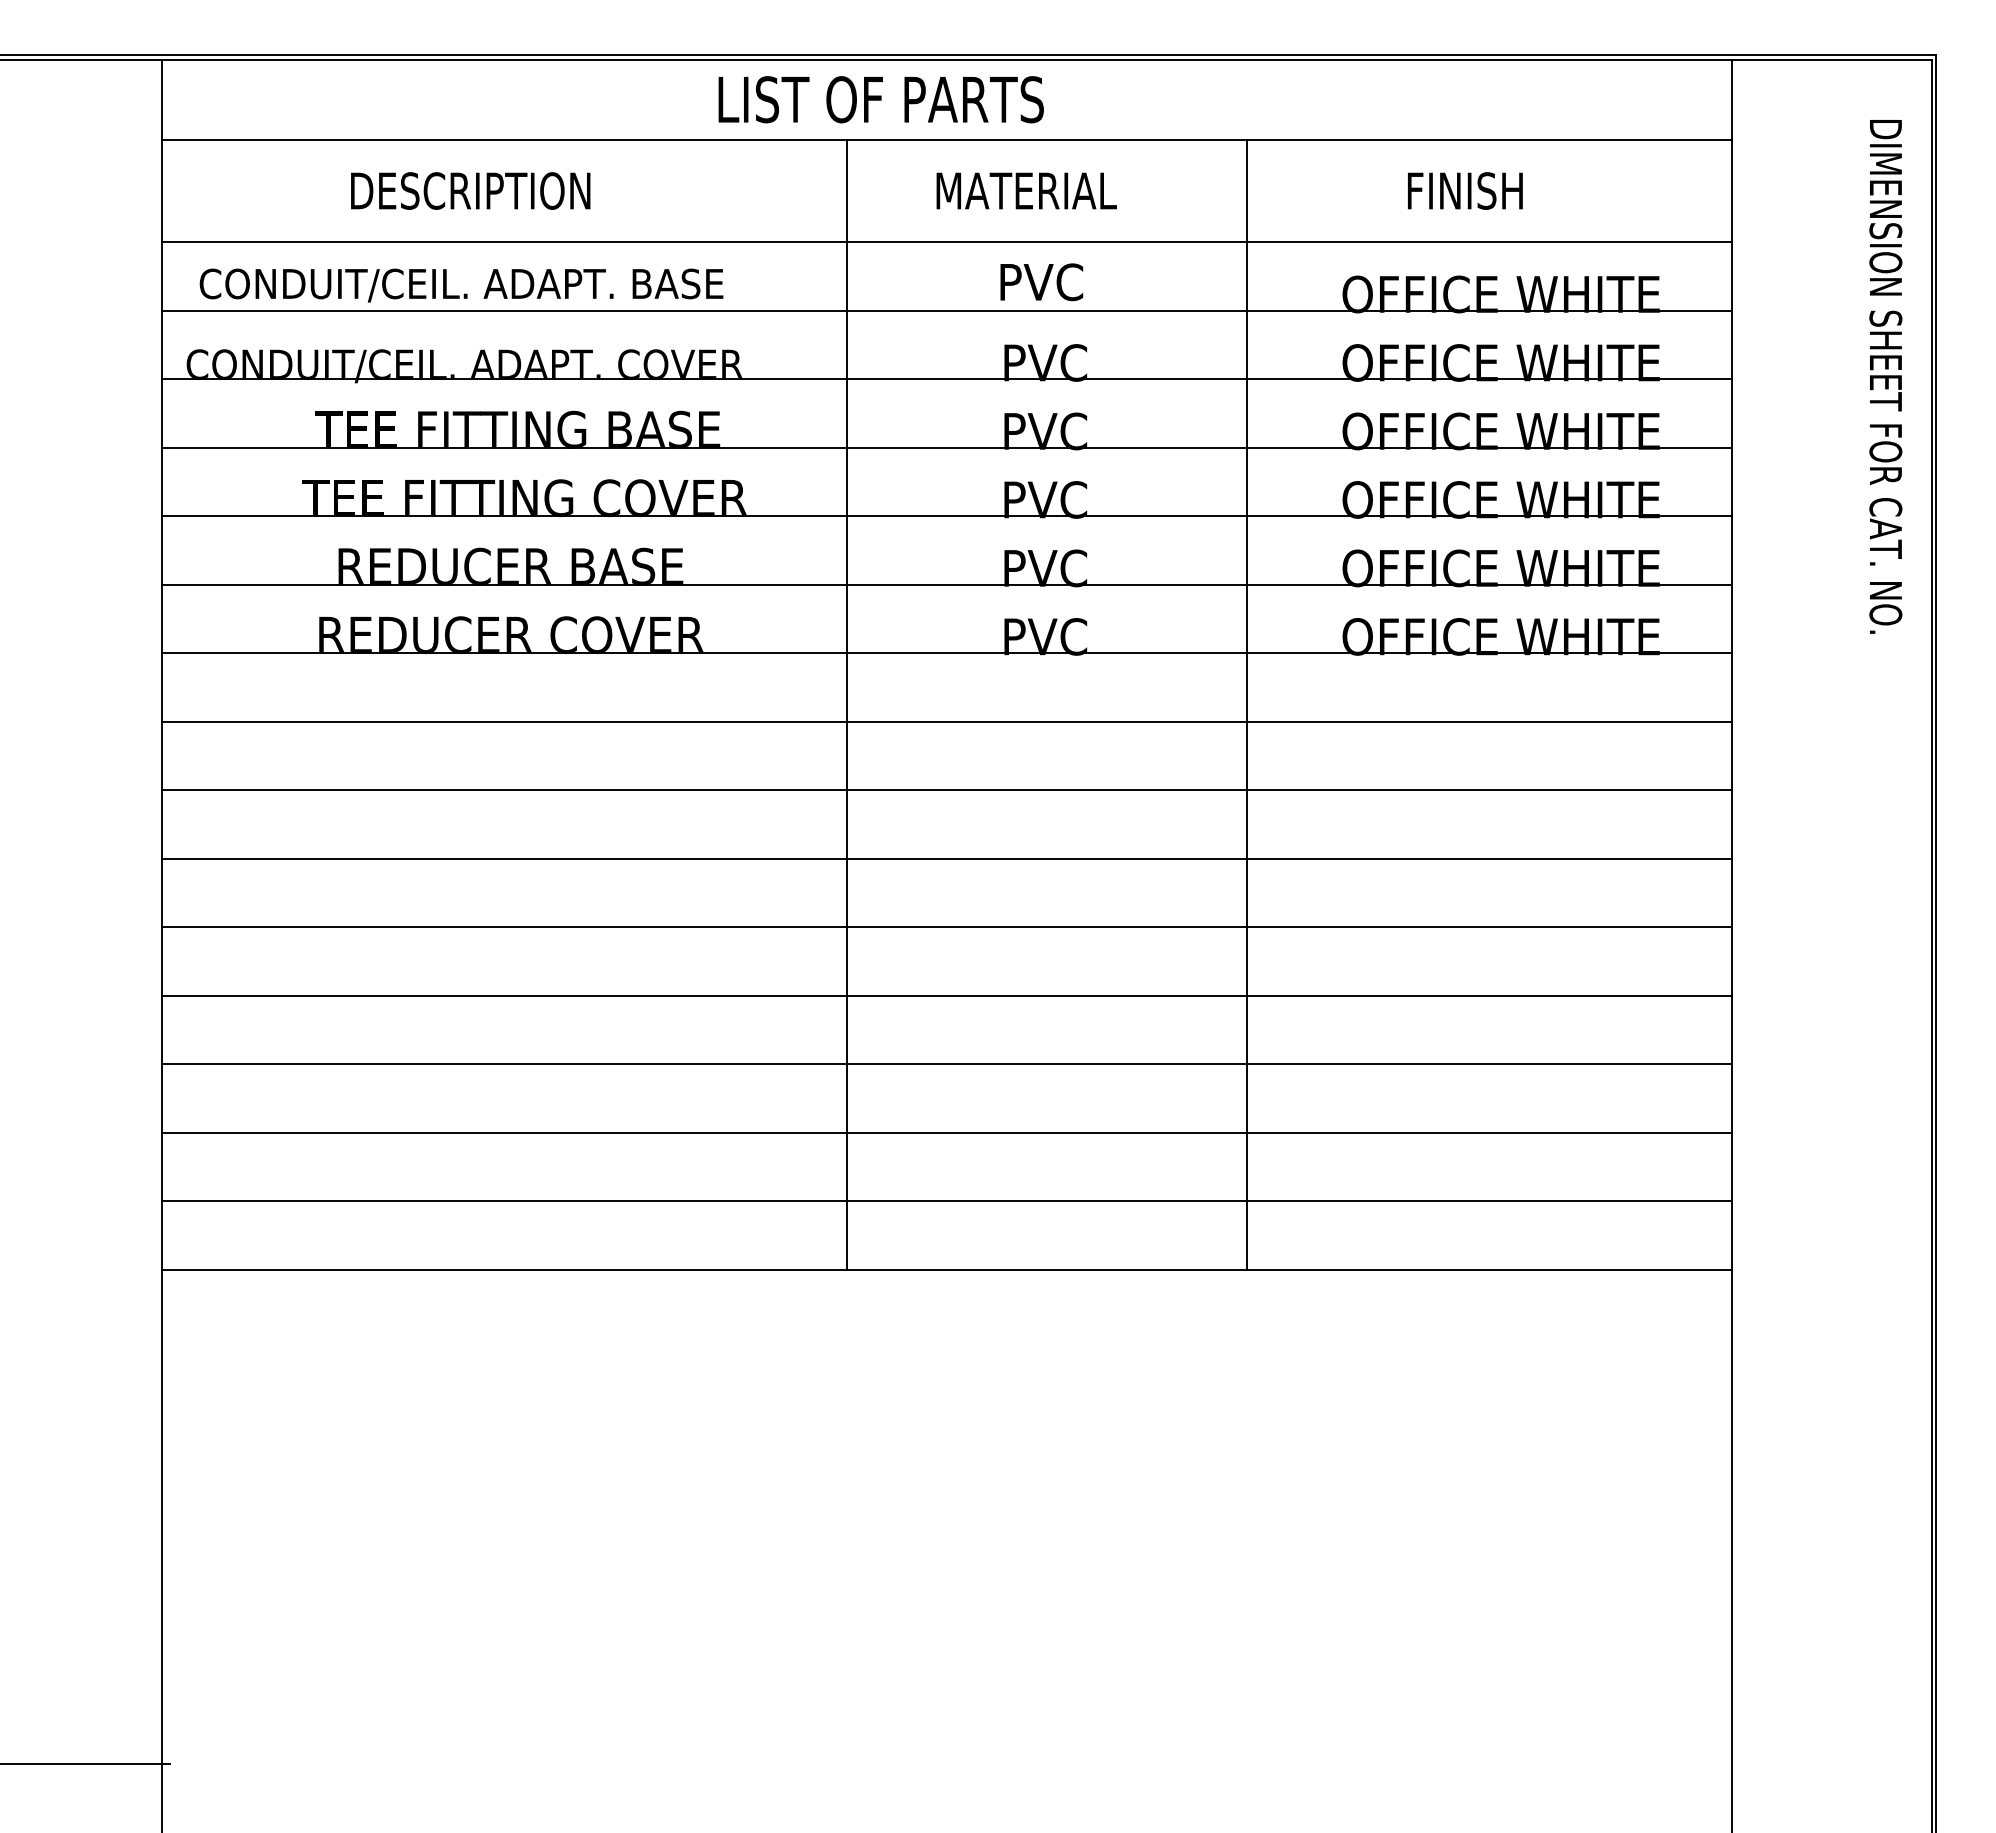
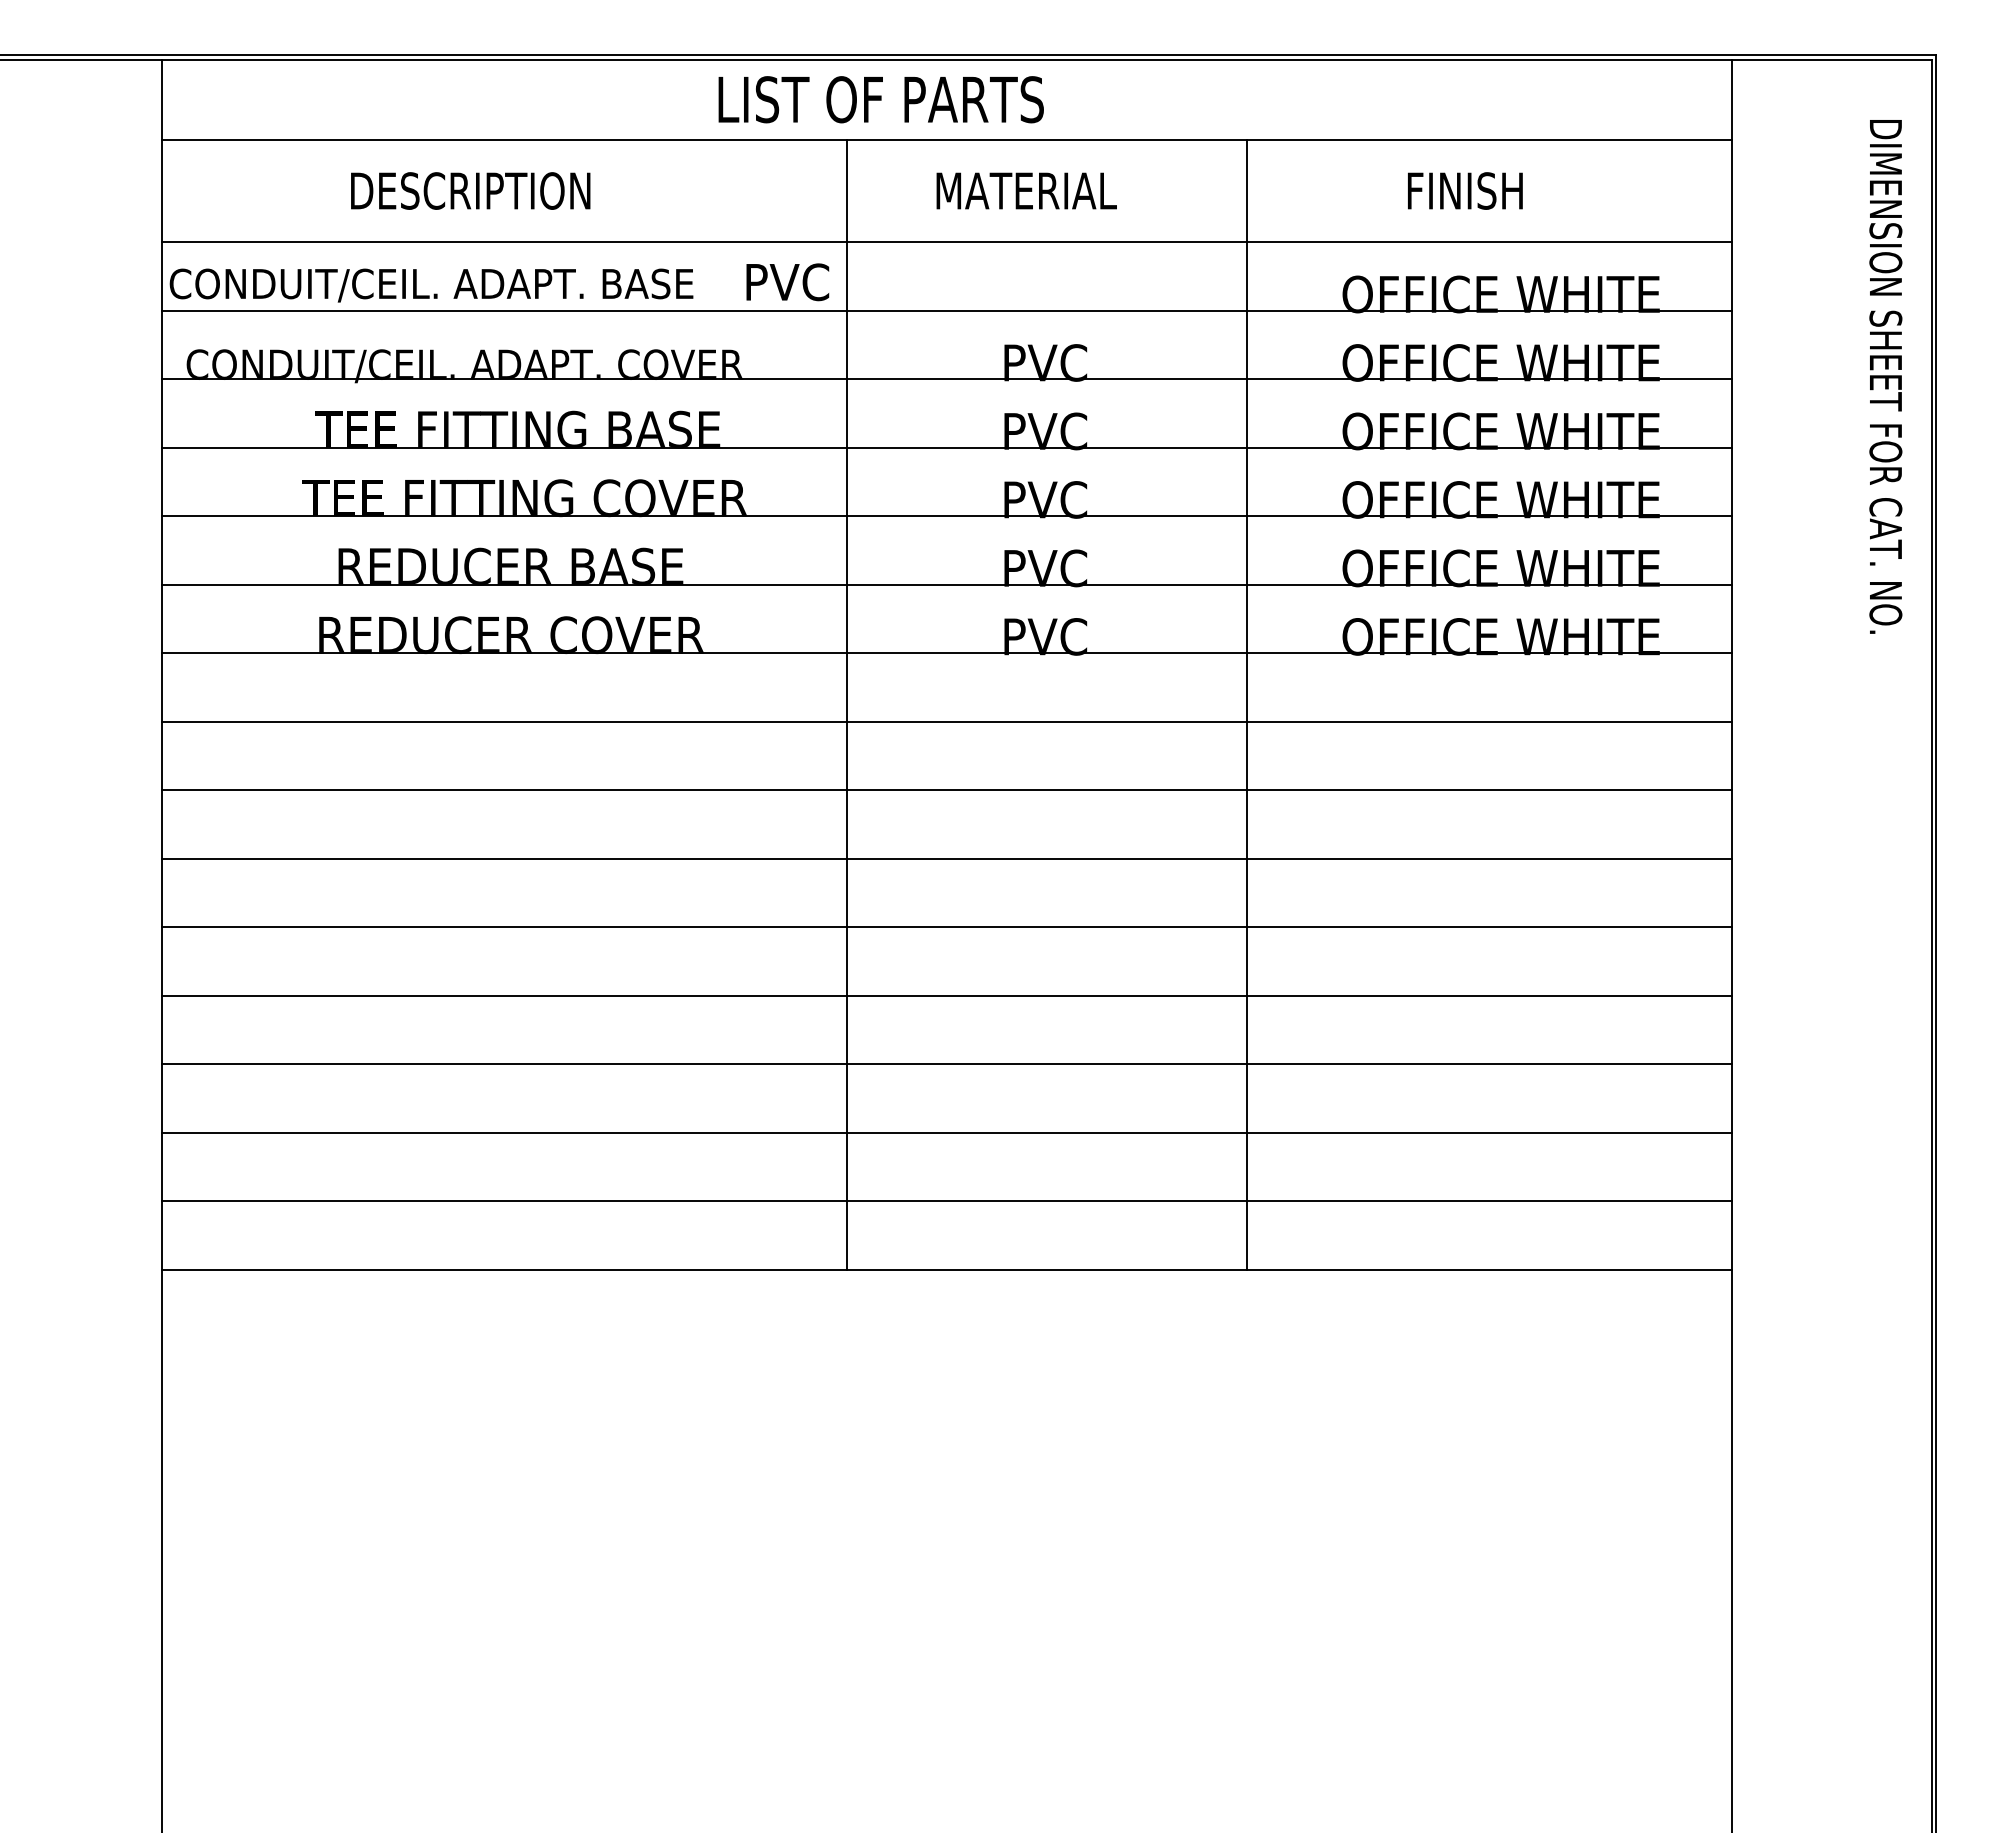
text position: (1041, 282) -> (787, 282) (787, 282)
text position: (461, 285) -> (431, 285) (431, 285)
line: present -> none (86, 1763)
